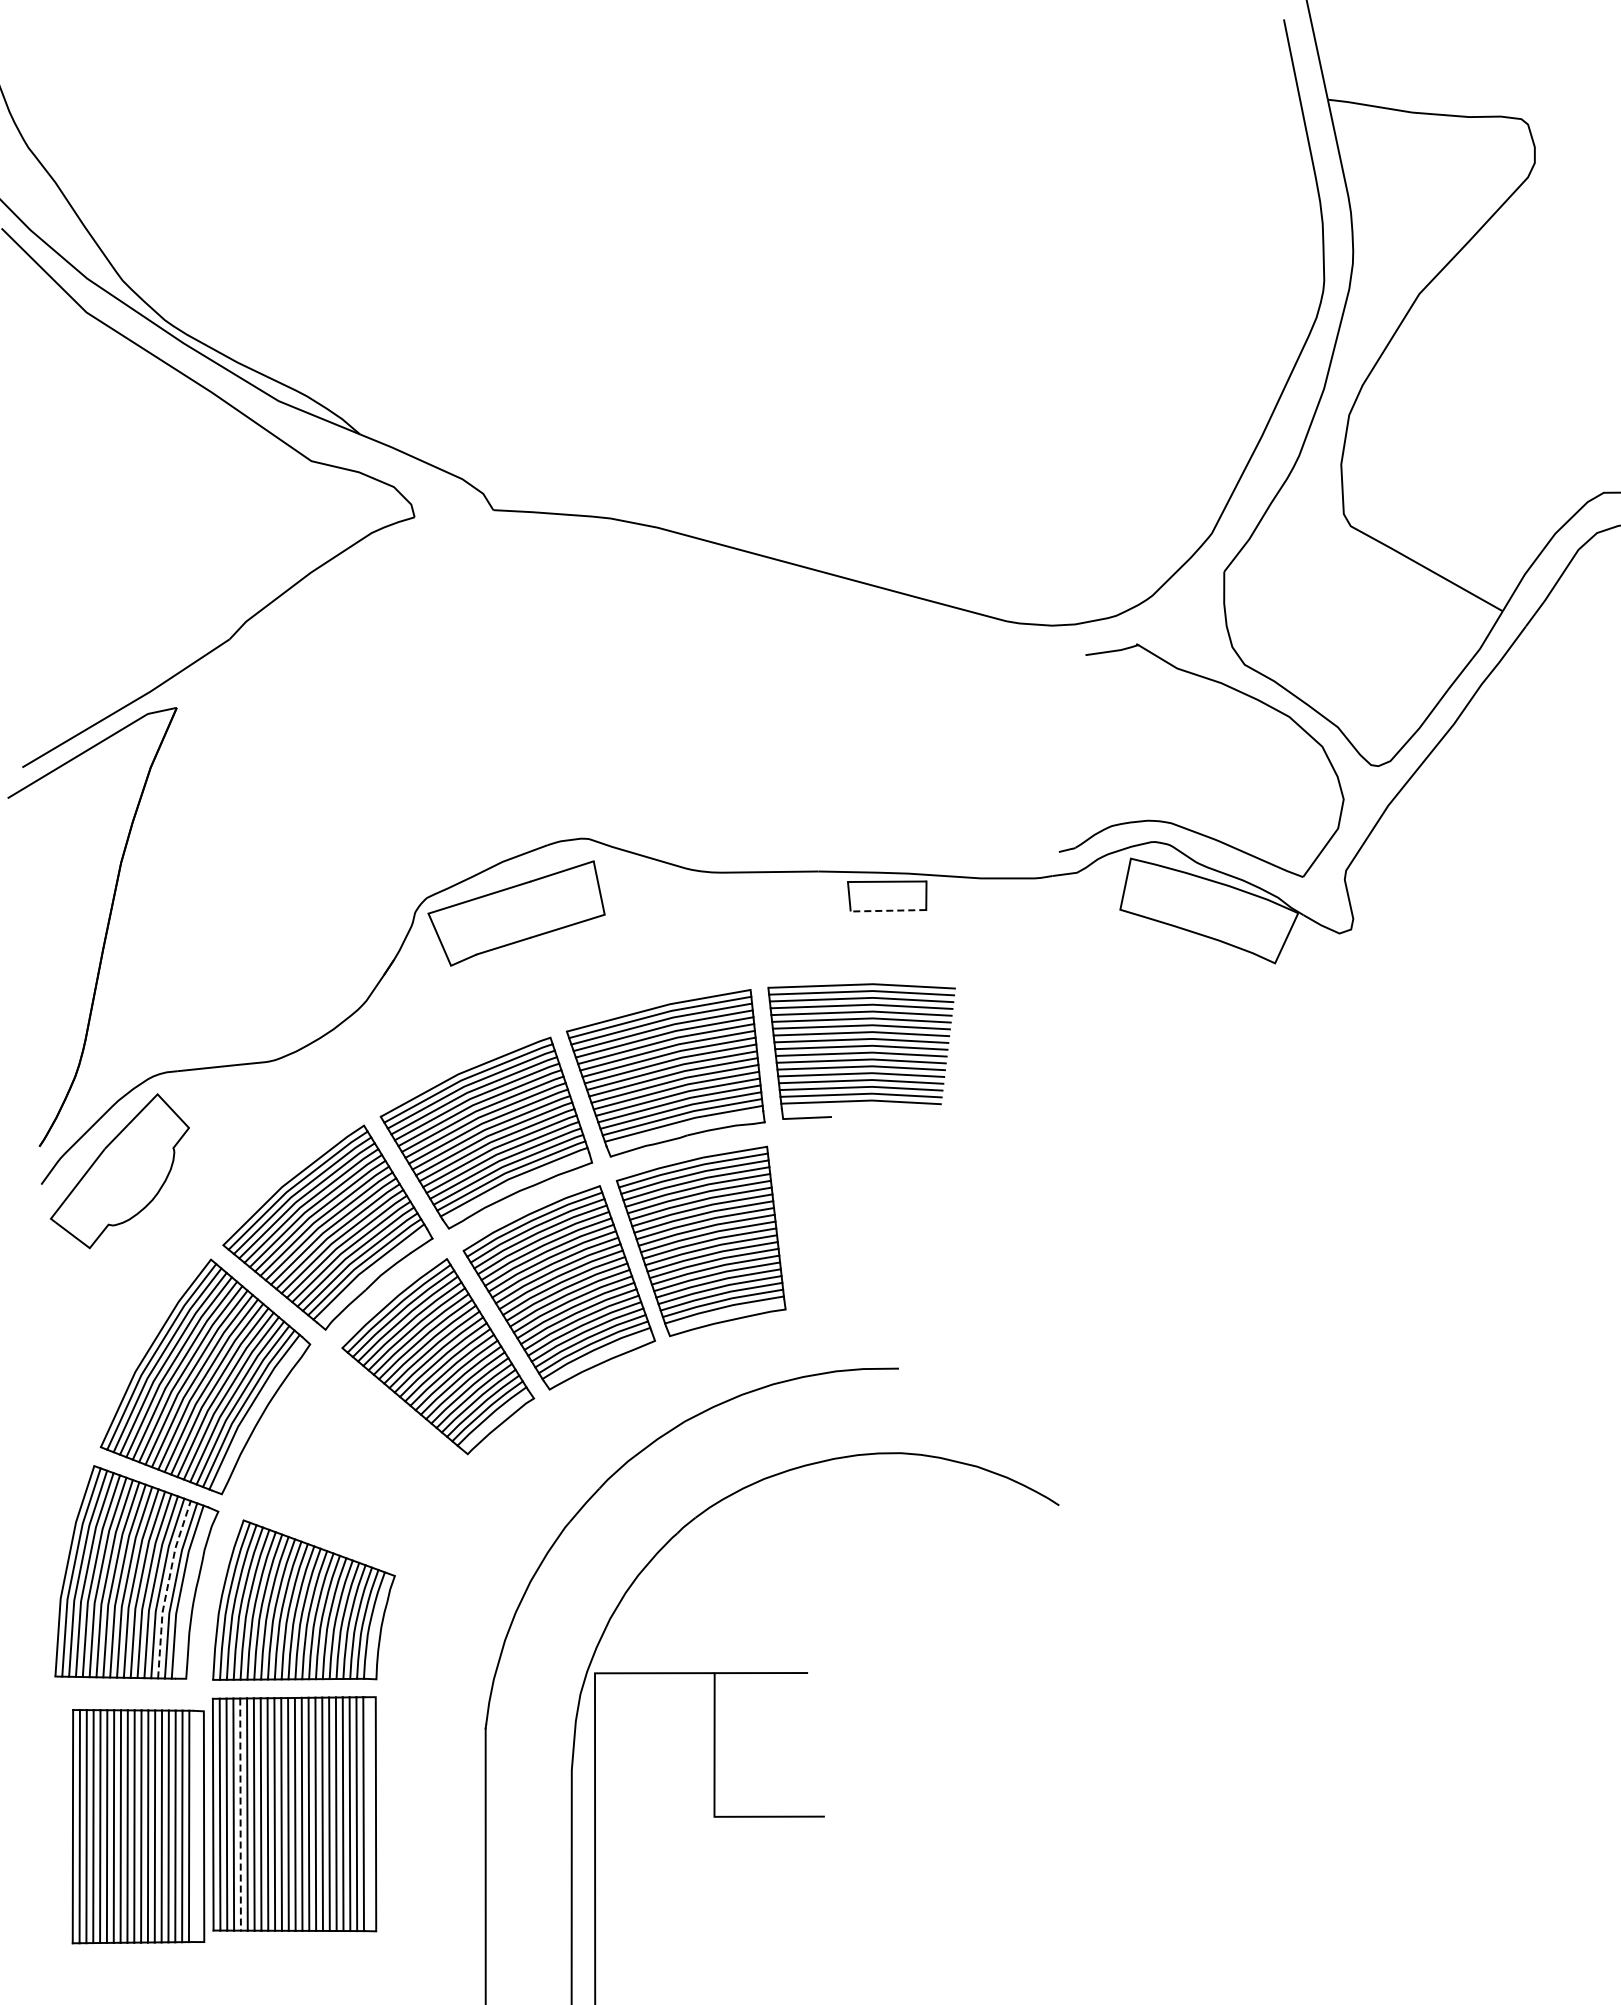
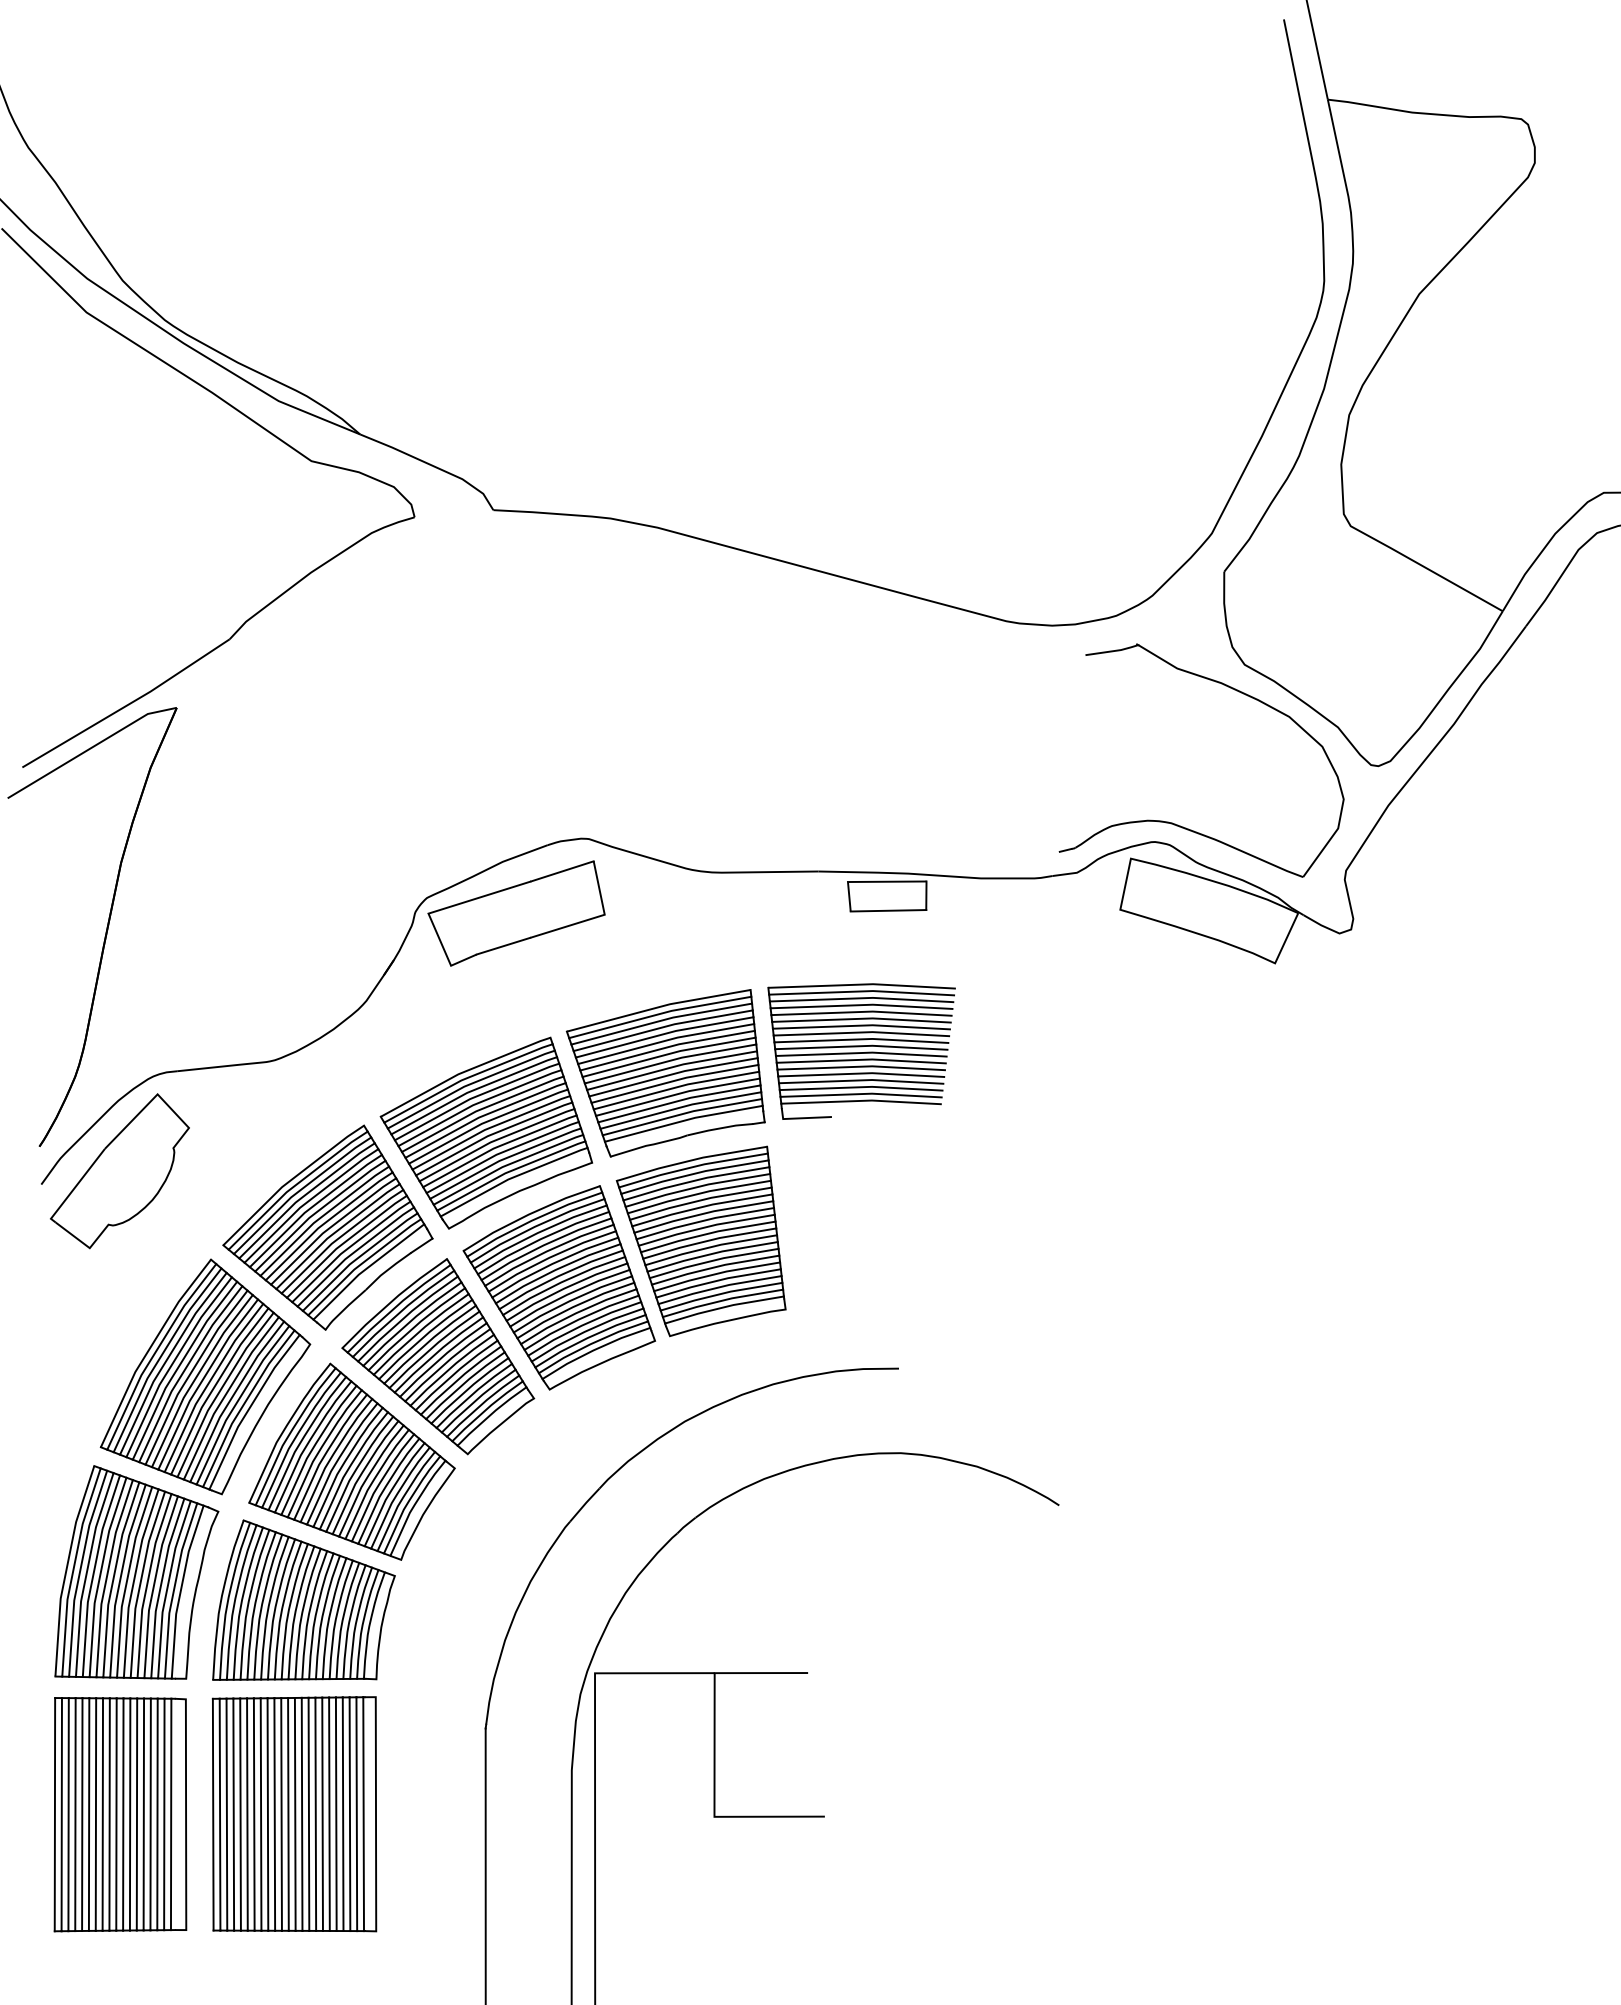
line: dashed -> solid (888, 910)
part: none -> present (351, 1461)
line: dashed -> solid (167, 1587)
line: dashed -> solid (240, 1815)
part position: (138, 1826) -> (120, 1814) (120, 1814)
